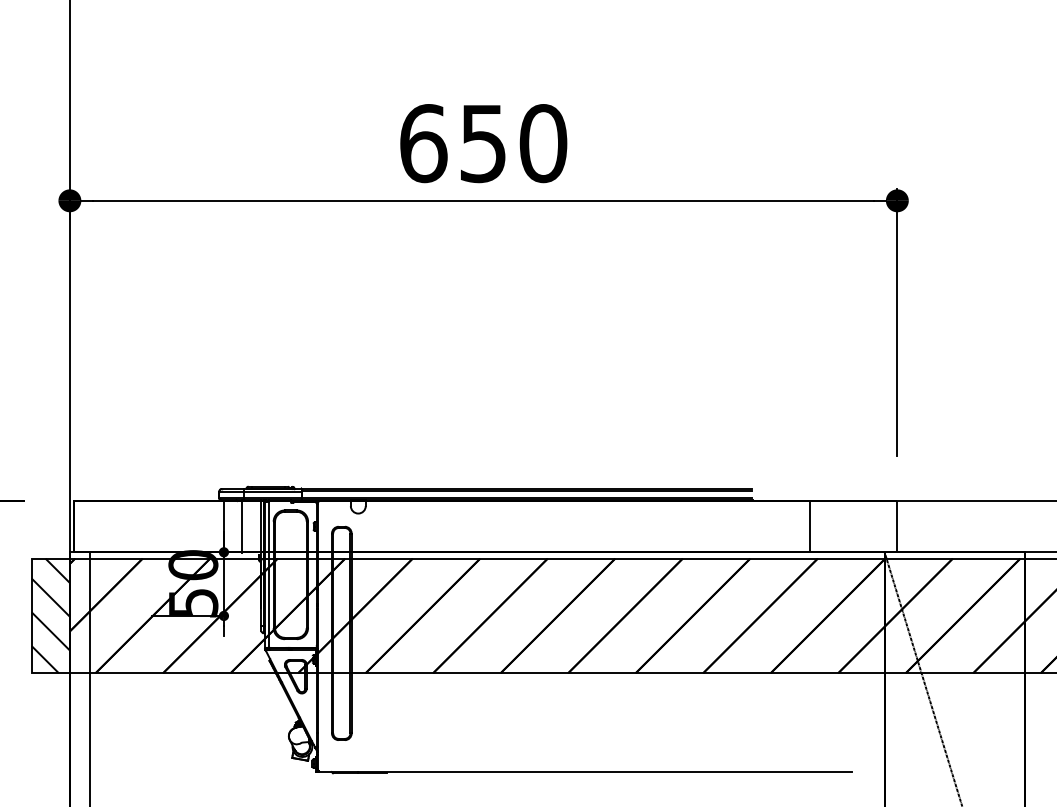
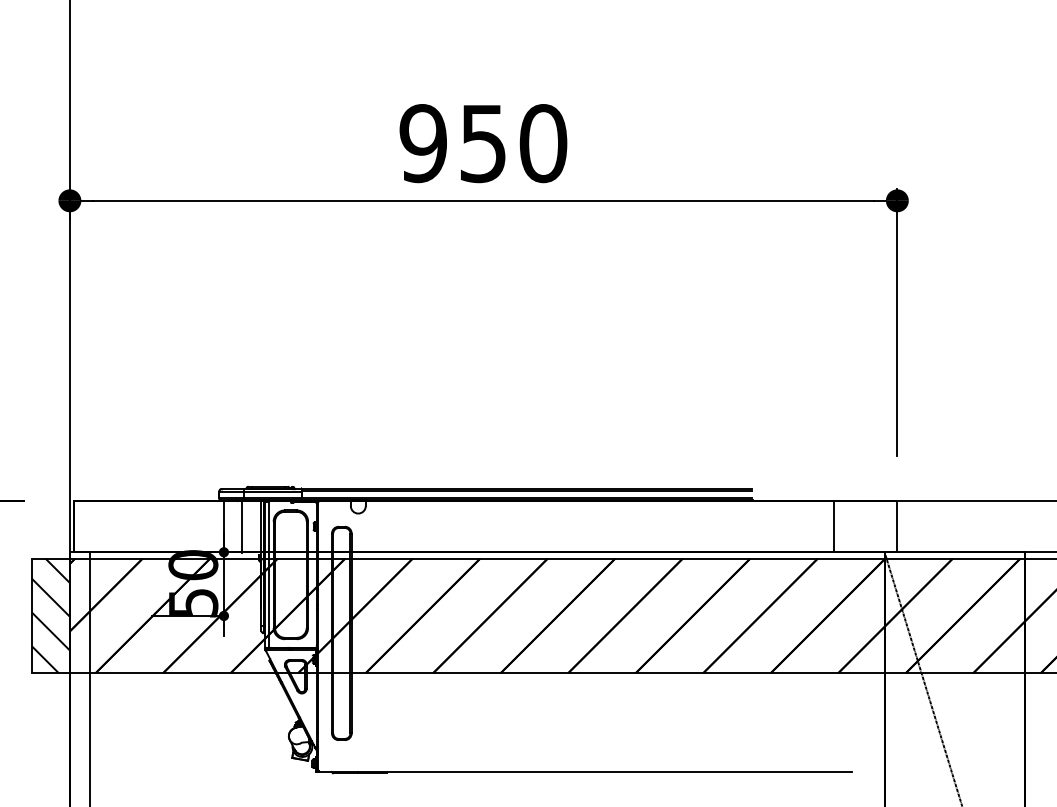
text: 650 -> 950 (423, 143)
line position: (809, 526) -> (833, 526) (833, 526)
